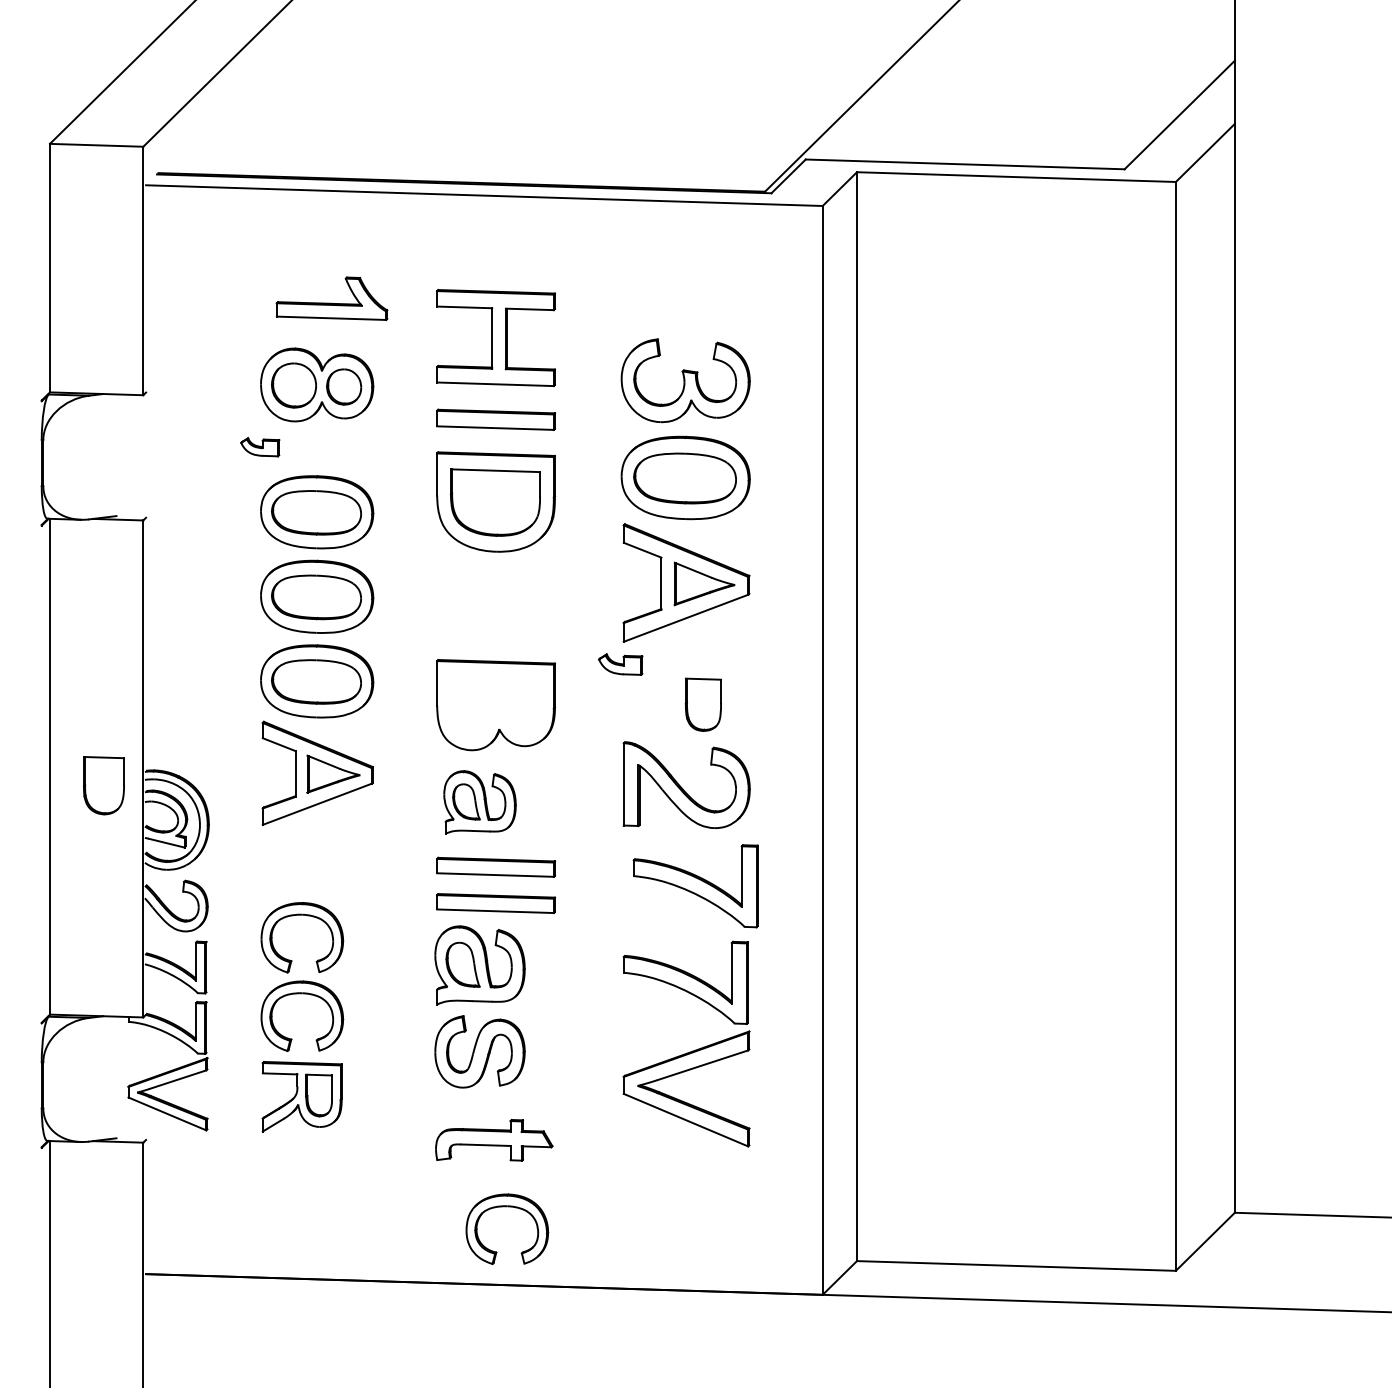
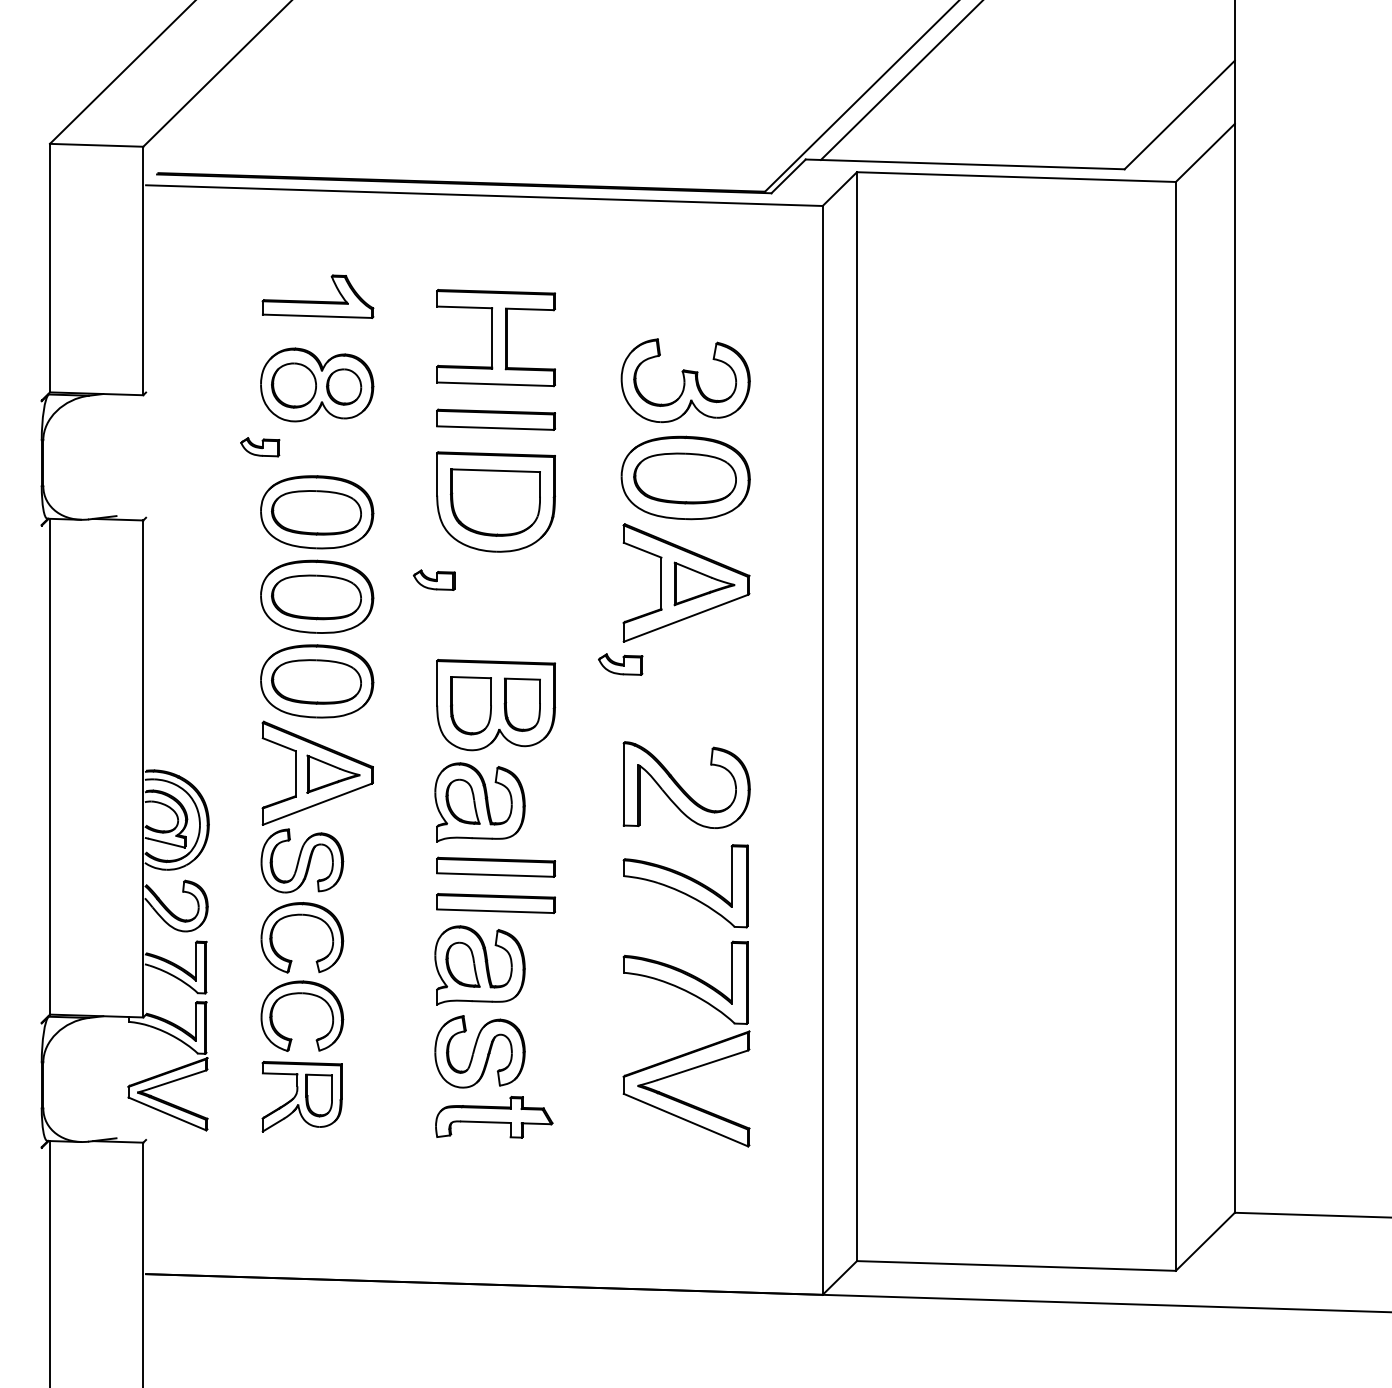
line: none -> present (900, 80)
part position: (331, 298) -> (317, 296) (317, 296)
part: none -> present (433, 579)
part position: (702, 704) -> (521, 704) (521, 704)
part position: (103, 785) -> (470, 705) (470, 705)
part size: 74x65 px -> 92x81 px (479, 802)
part: none -> present (302, 860)
part position: (695, 886) -> (685, 886) (685, 886)
part position: (494, 1139) -> (494, 1116) (494, 1116)
part: present -> none (507, 1207)
